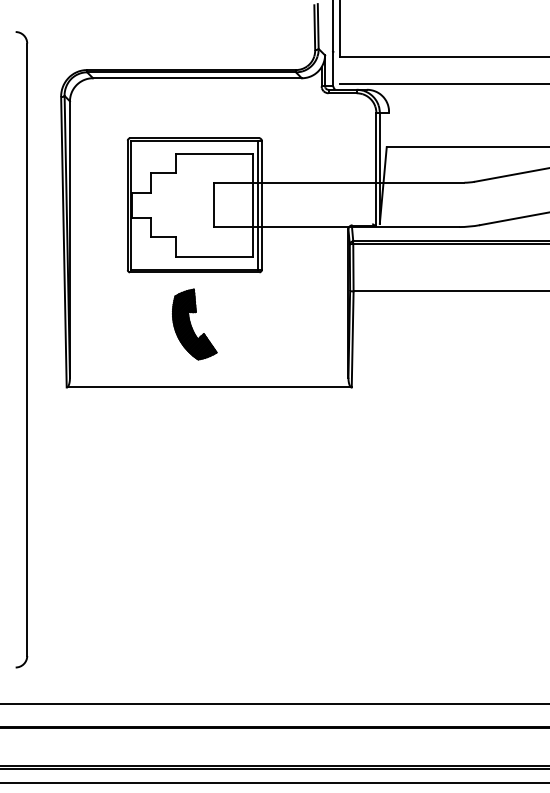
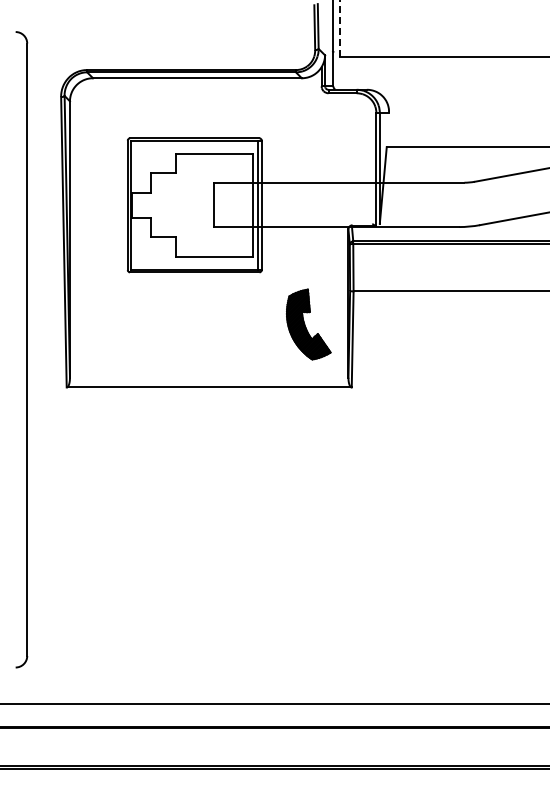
line: solid -> dashed (340, 28)
line: present -> none (442, 84)
part position: (194, 324) -> (308, 324) (308, 324)
line: present -> none (274, 783)
